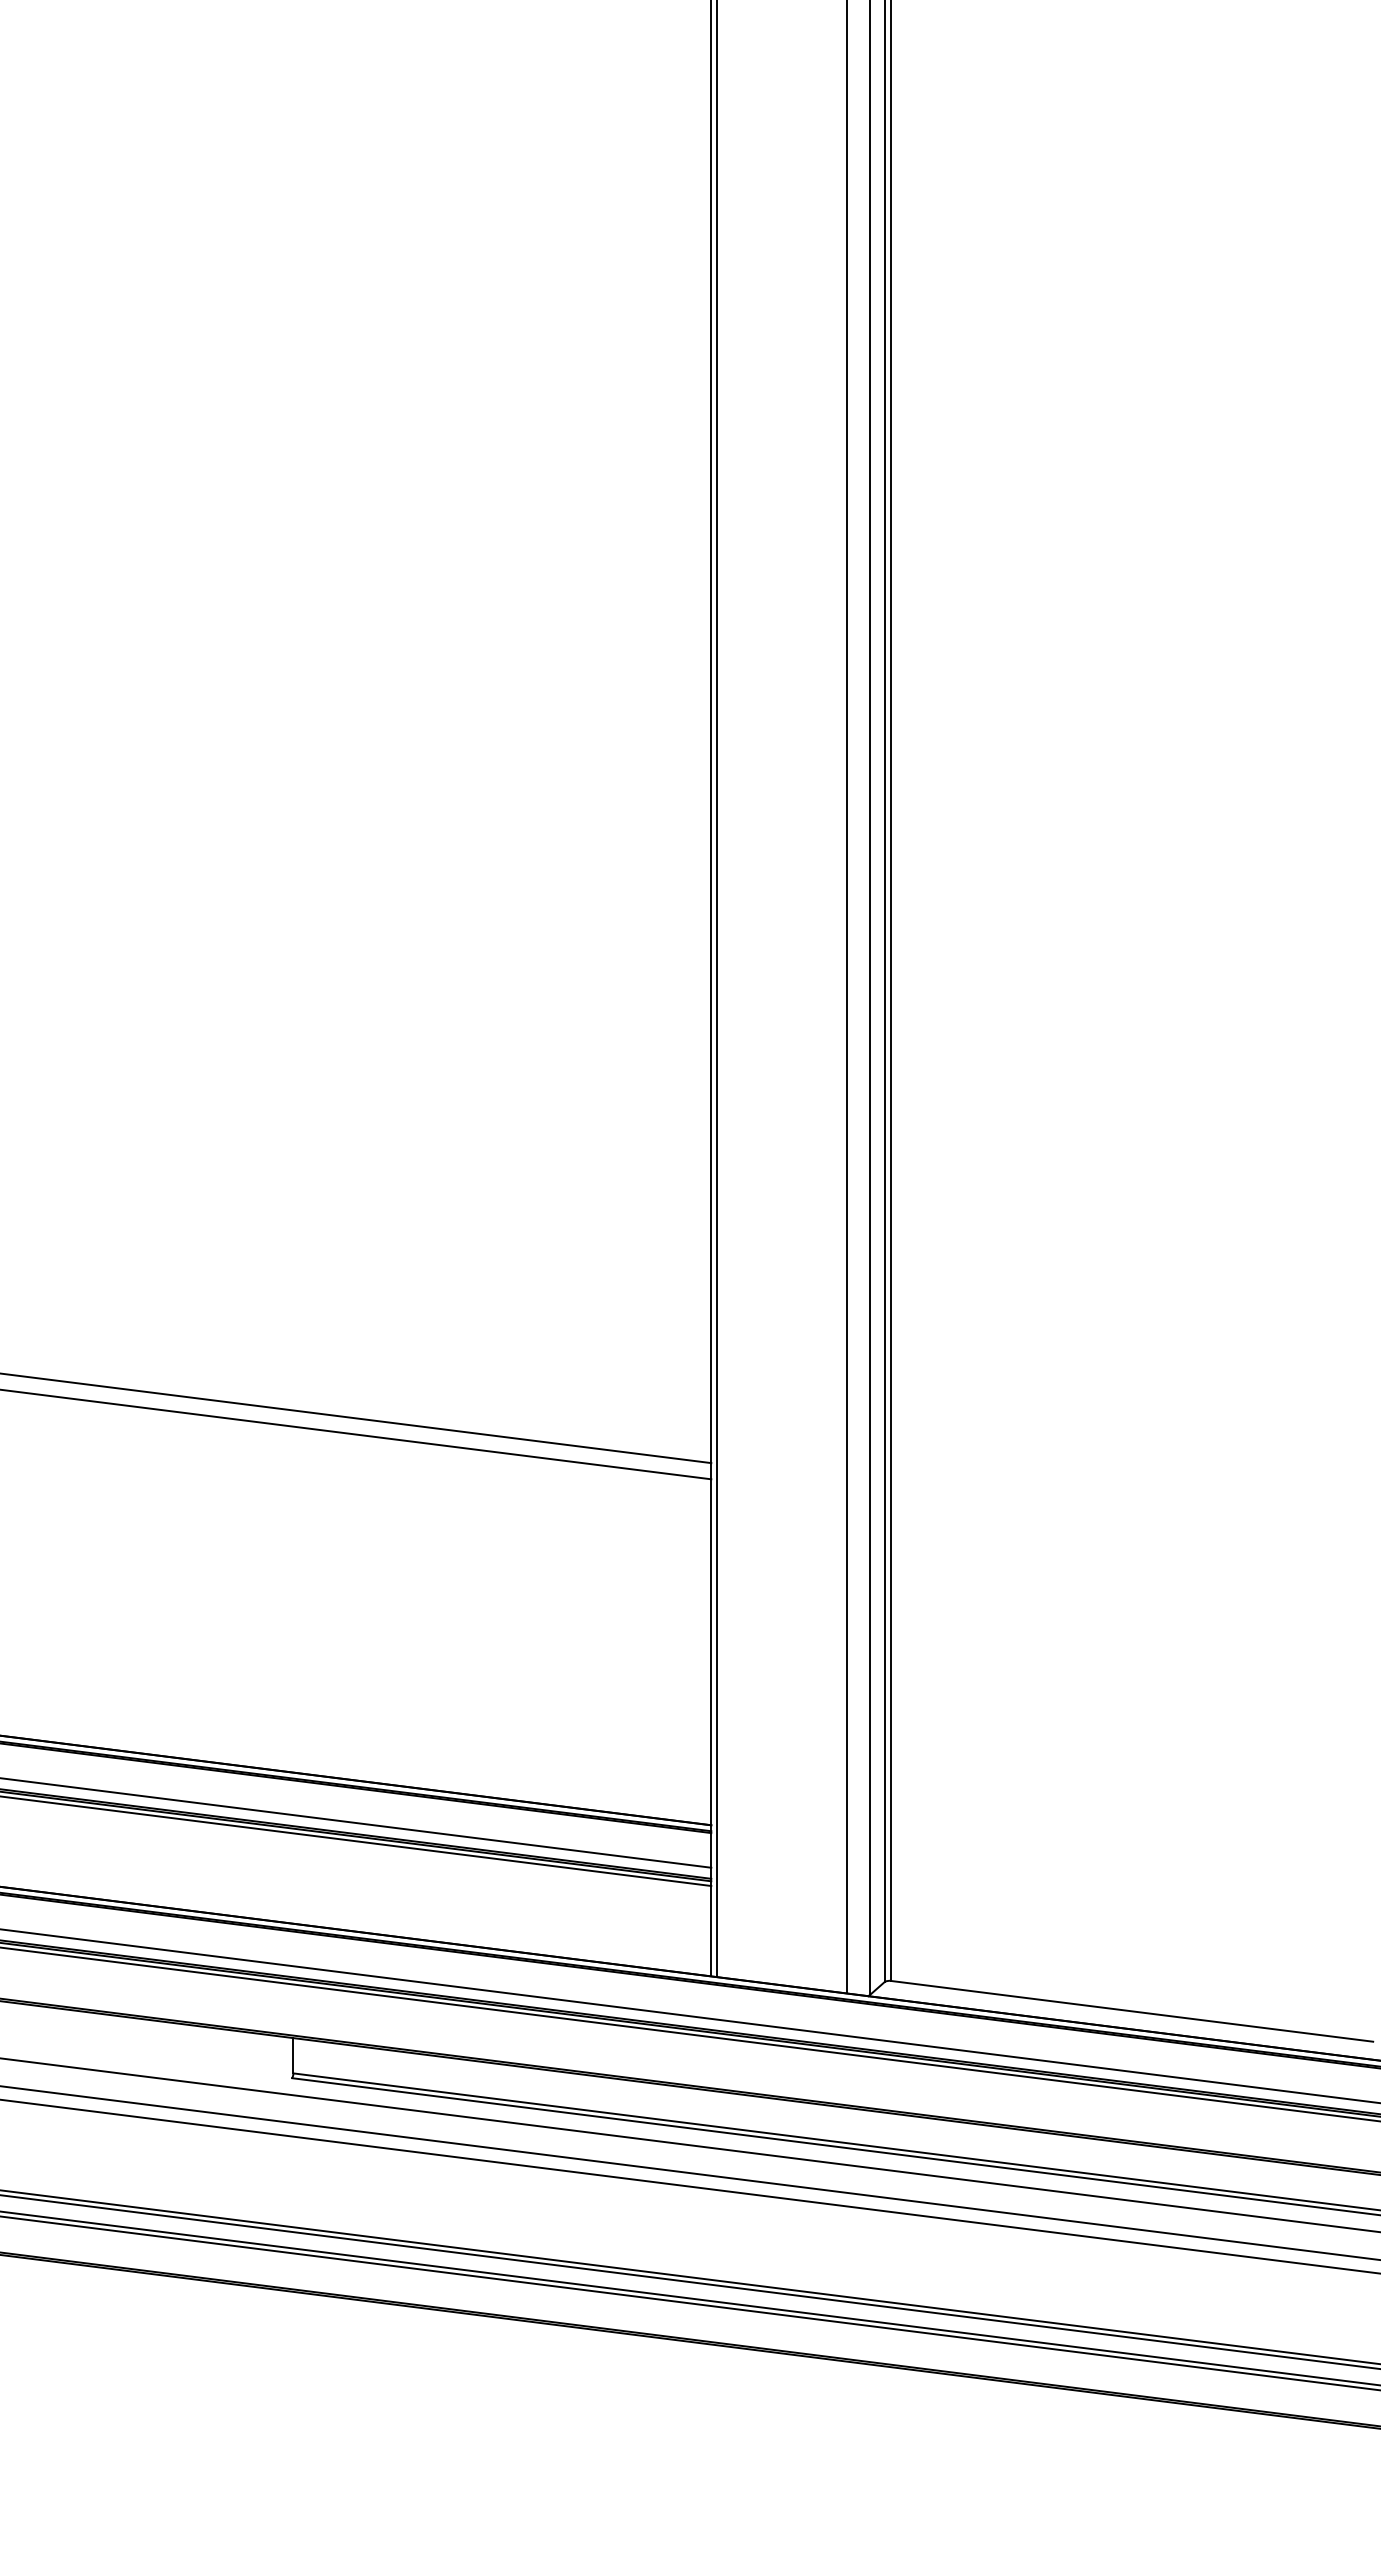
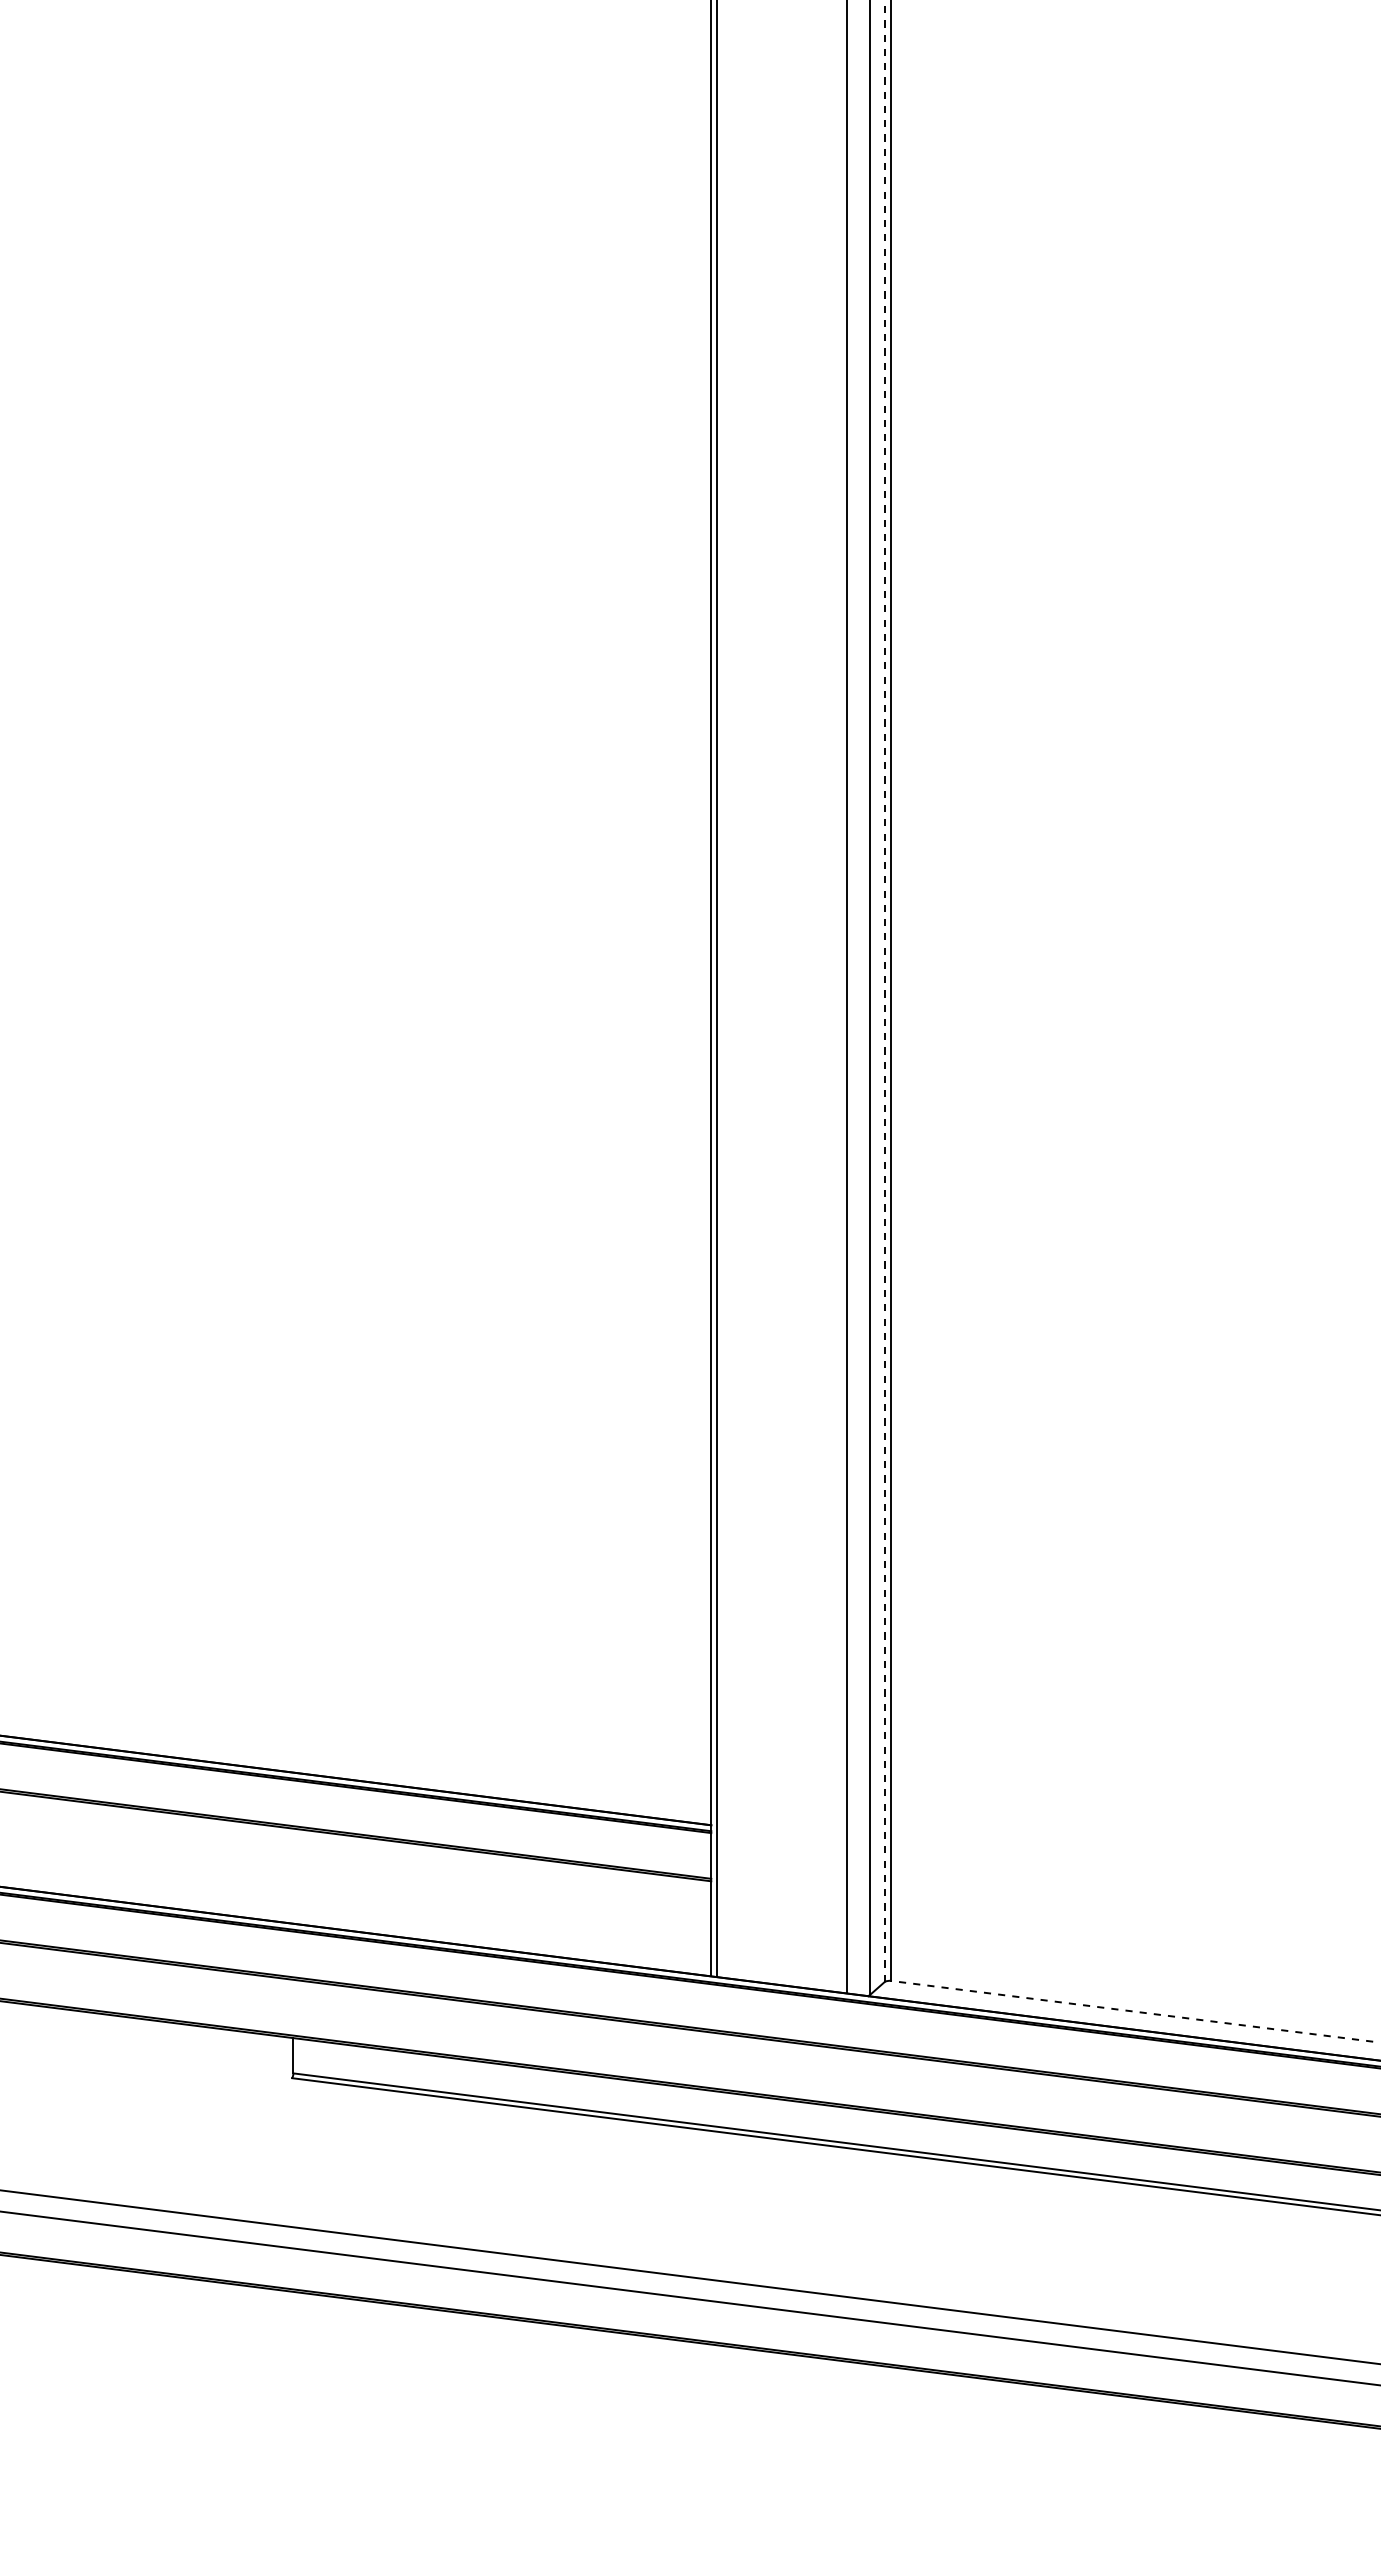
line: solid -> dashed (884, 991)
line: present -> none (356, 1418)
line: present -> none (356, 1434)
line: present -> none (356, 1822)
line: present -> none (356, 1841)
line: solid -> dashed (1132, 2011)
line: present -> none (689, 2015)
line: present -> none (689, 2034)
line: present -> none (689, 2144)
line: present -> none (689, 2172)
line: present -> none (689, 2186)
line: present -> none (689, 2281)
line: present -> none (689, 2303)
